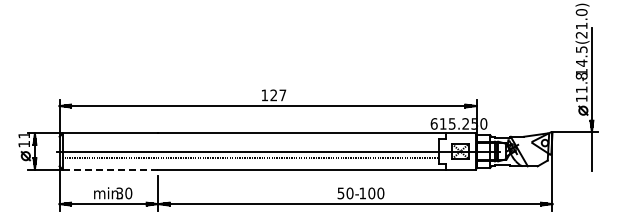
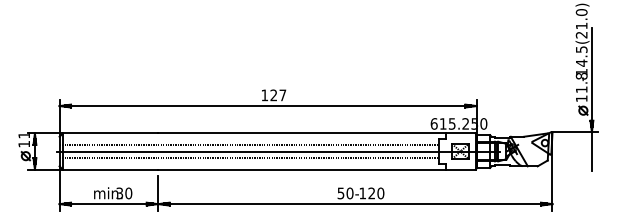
line: none -> present (249, 144)
line: dashed -> solid (110, 169)
text: 100 -> 120 (371, 193)
